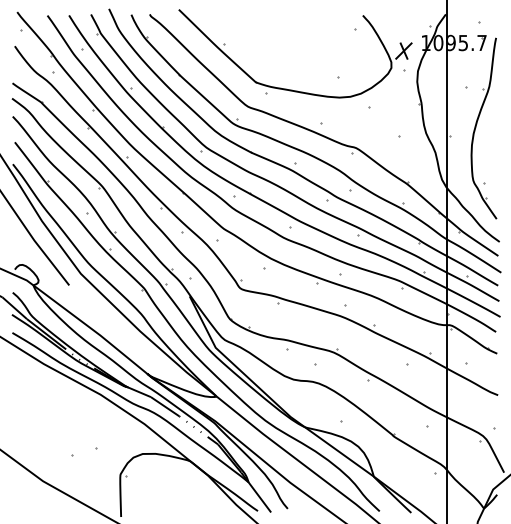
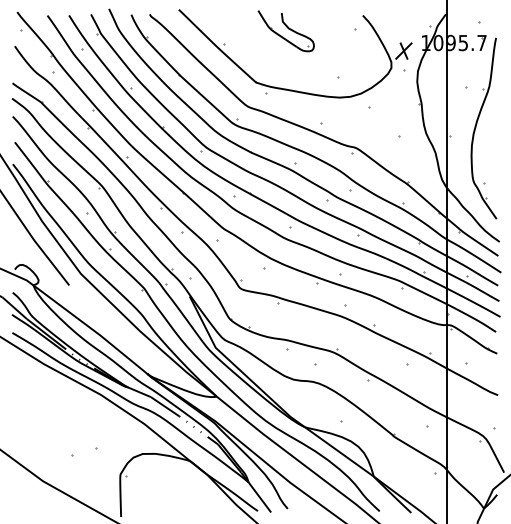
part: none -> present (285, 31)
